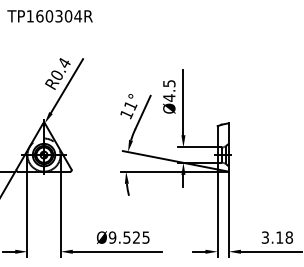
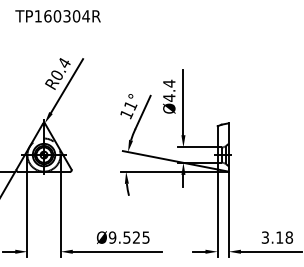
text position: (49, 16) -> (57, 16) (57, 16)
text: Ø4.5 -> Ø4.4 (169, 83)
